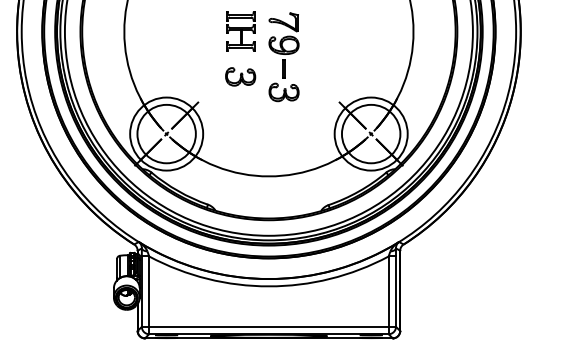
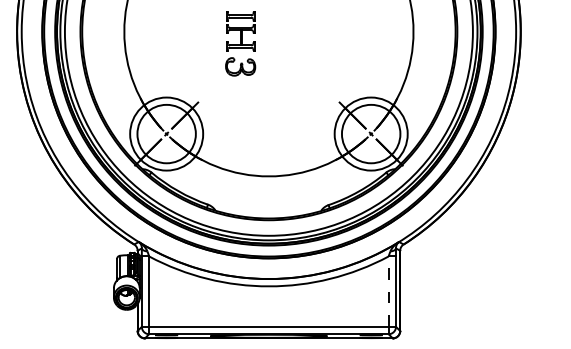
part: present -> none (283, 57)
part position: (240, 76) -> (240, 66) (240, 66)
line: solid -> dashed (388, 291)
